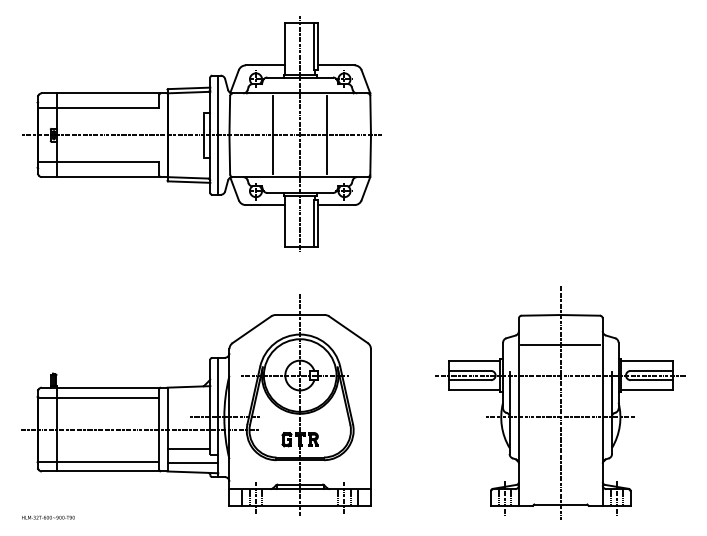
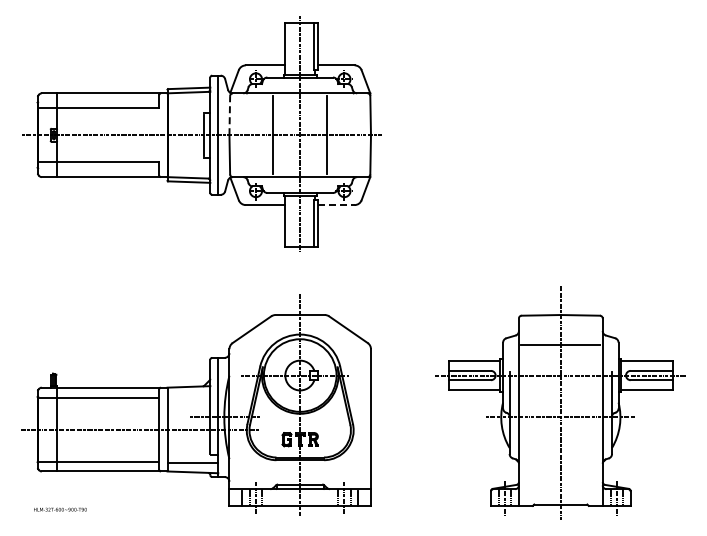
line: solid -> dashed (229, 115)
line: solid -> dashed (336, 205)
line: present -> none (187, 448)
text position: (48, 517) -> (60, 509) (60, 509)
